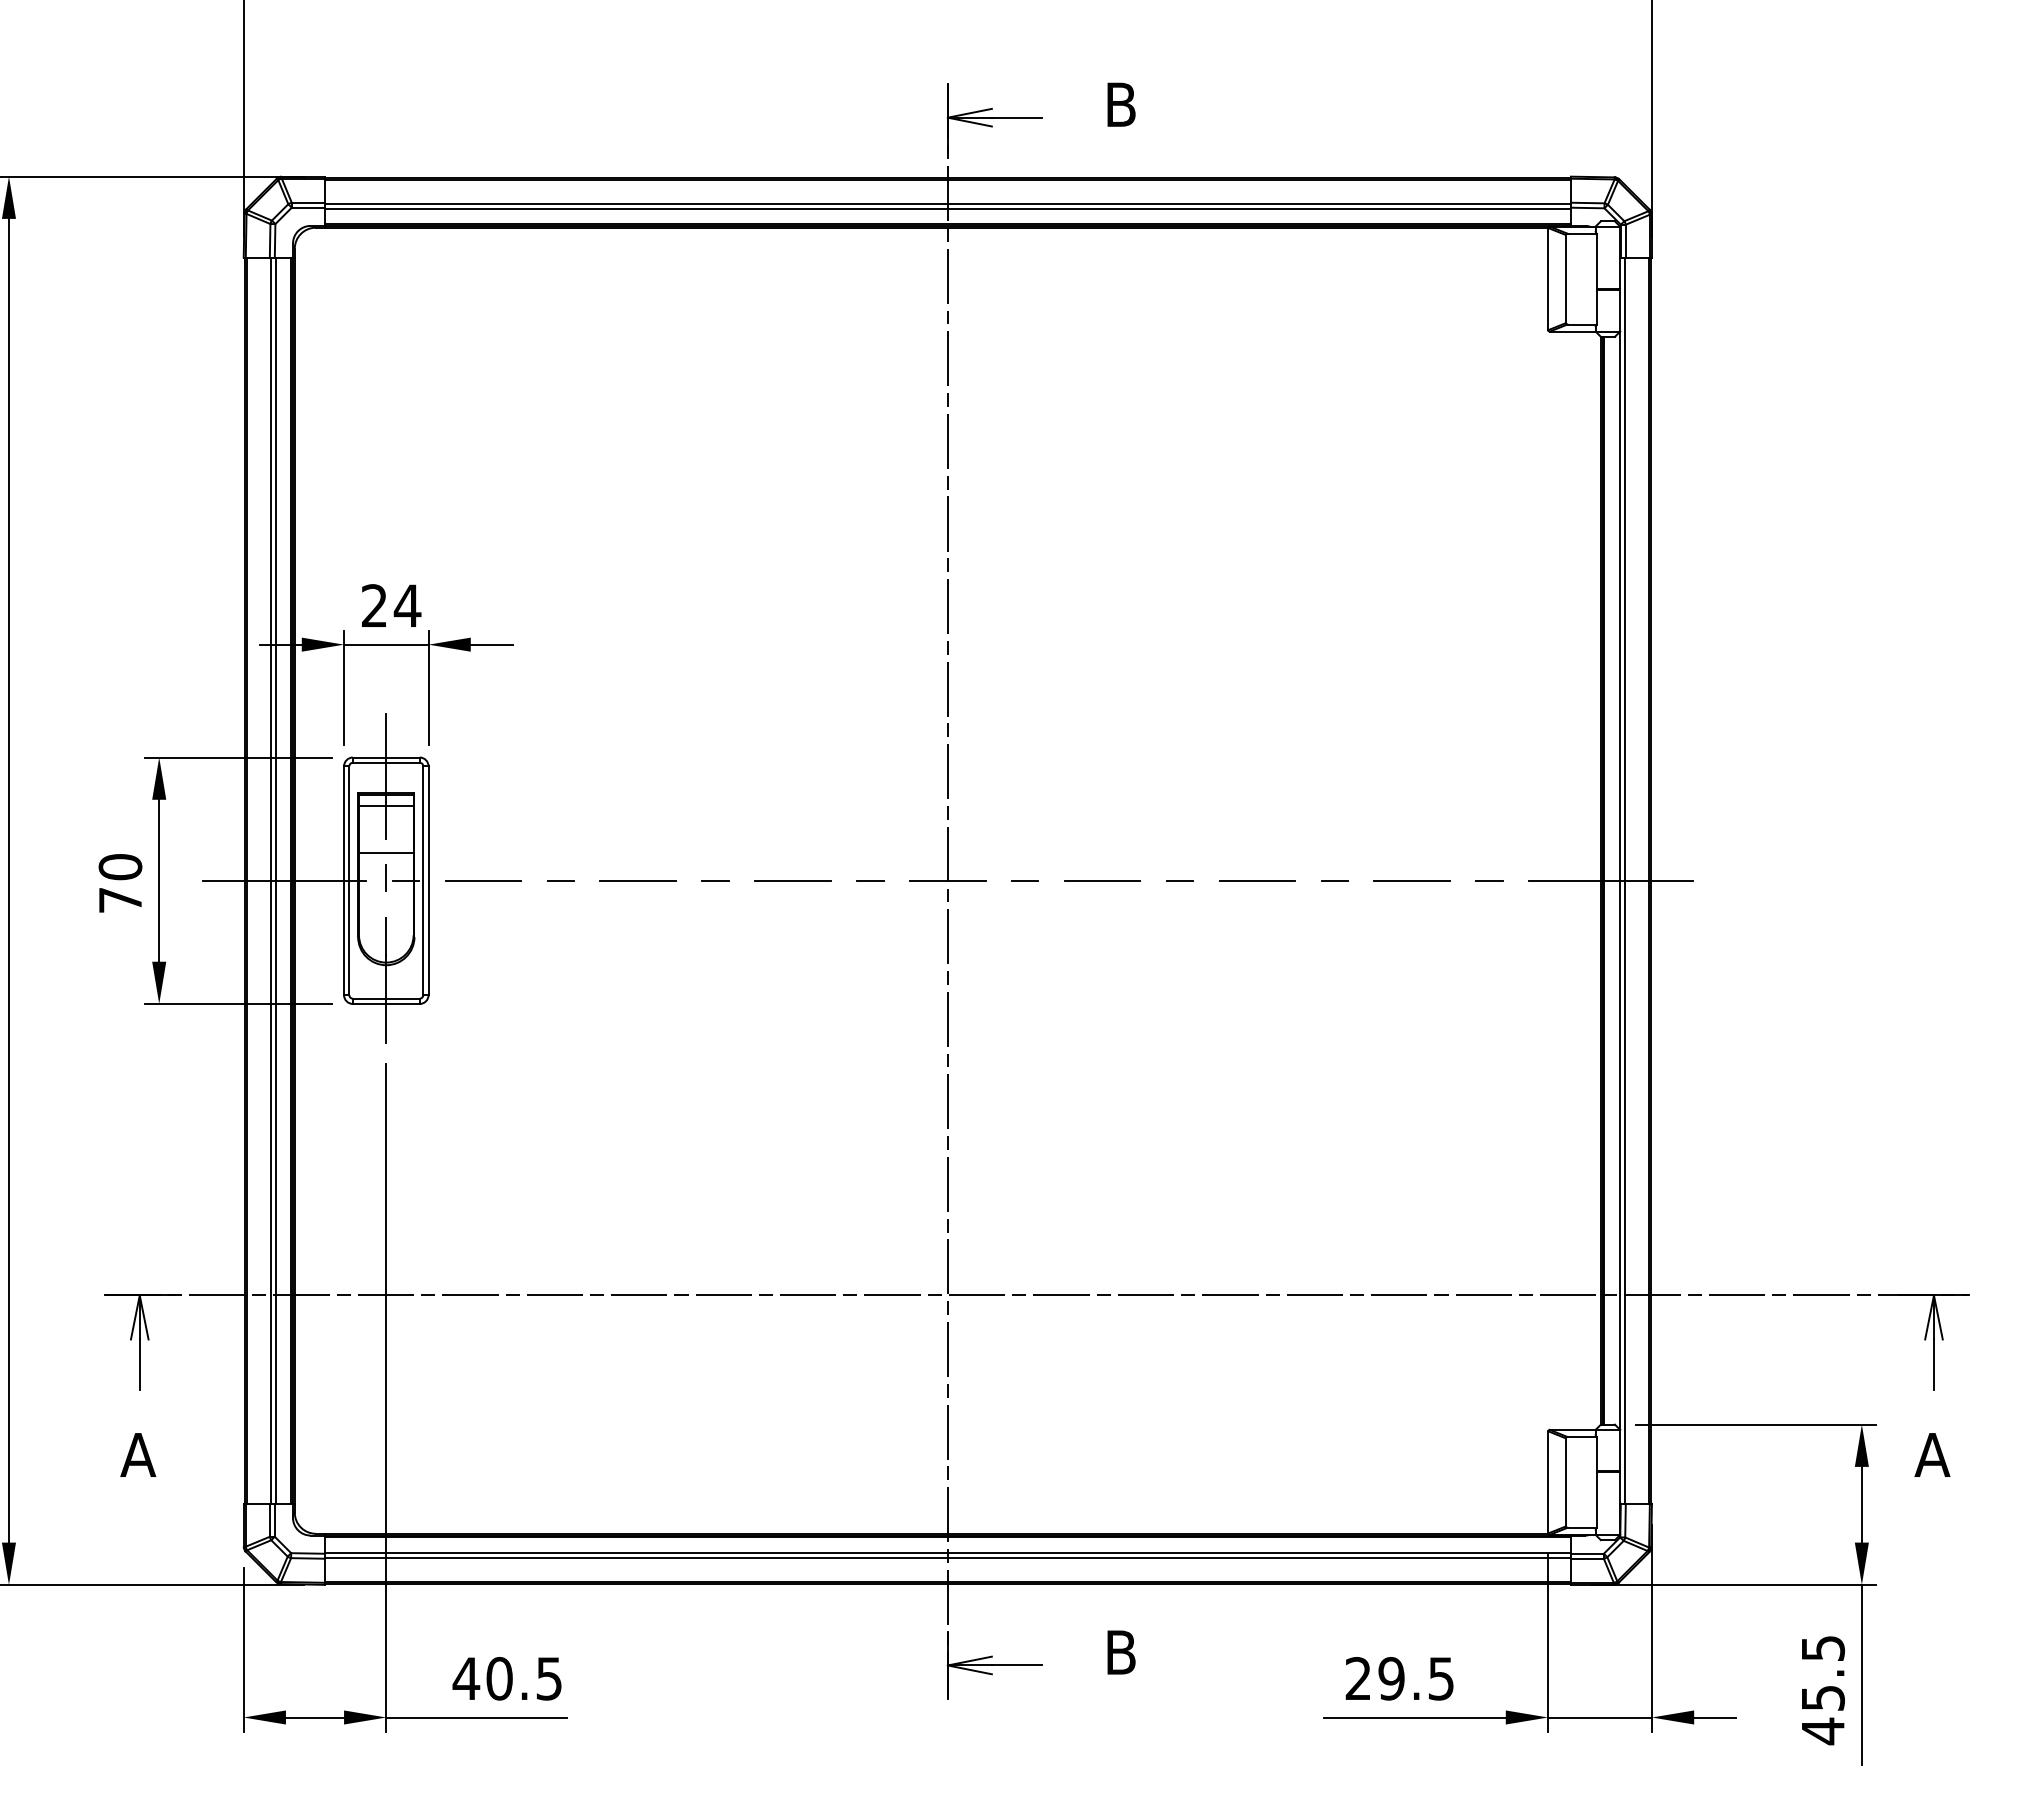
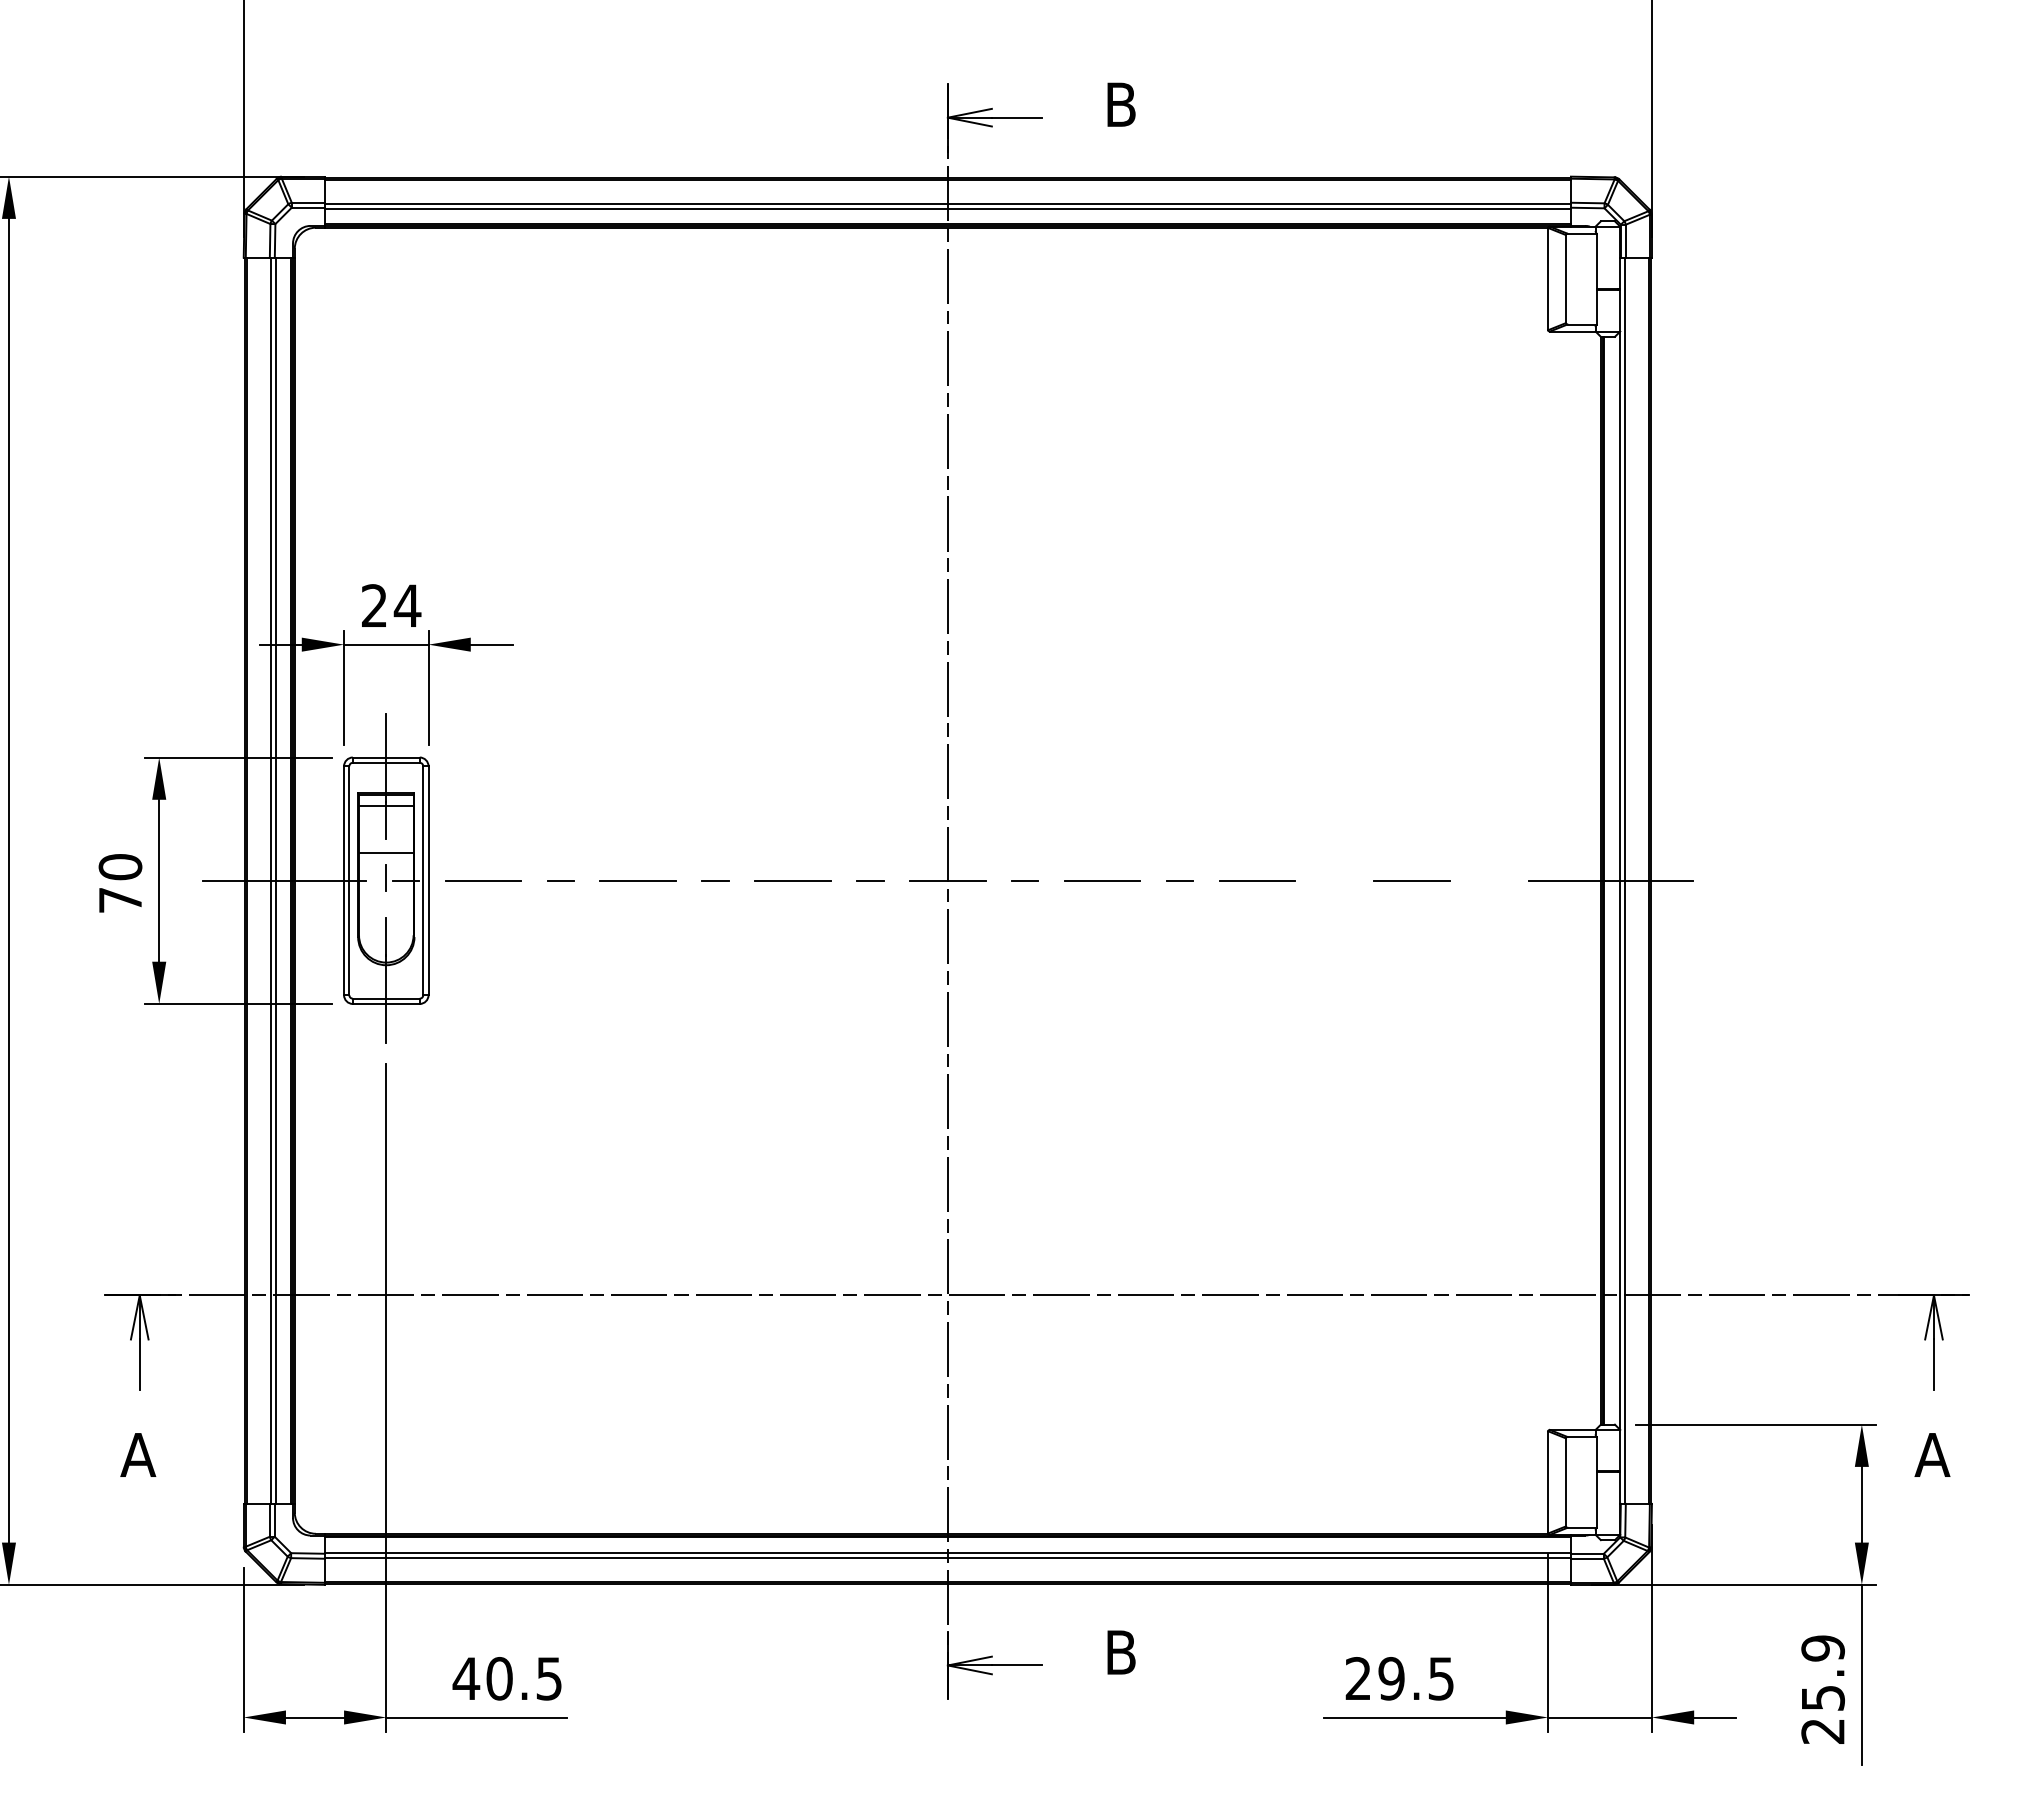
line: present -> none (1334, 880)
line: present -> none (1489, 880)
text: 45.5 -> 25.9 (1822, 1690)
